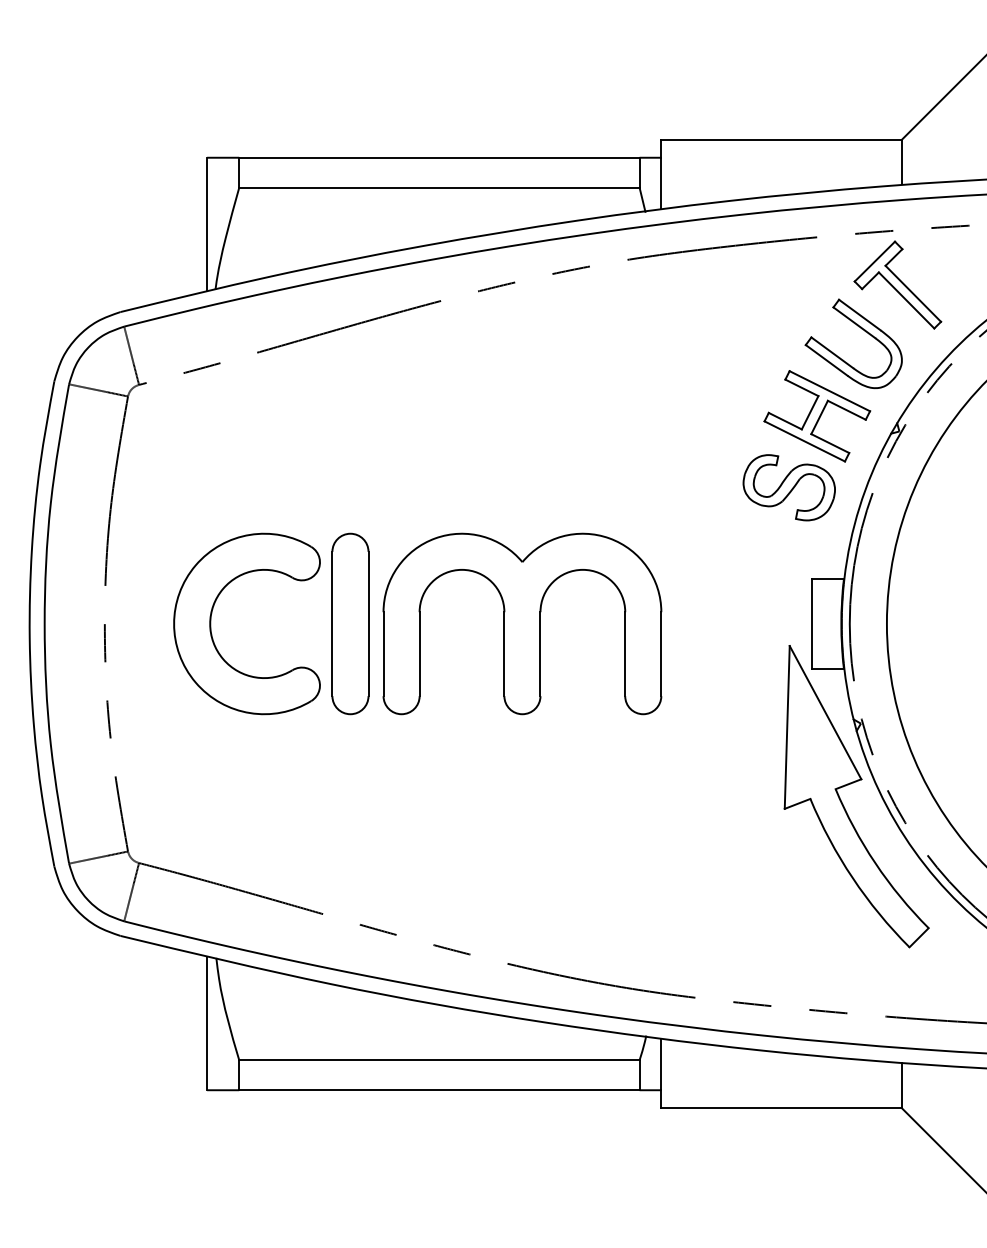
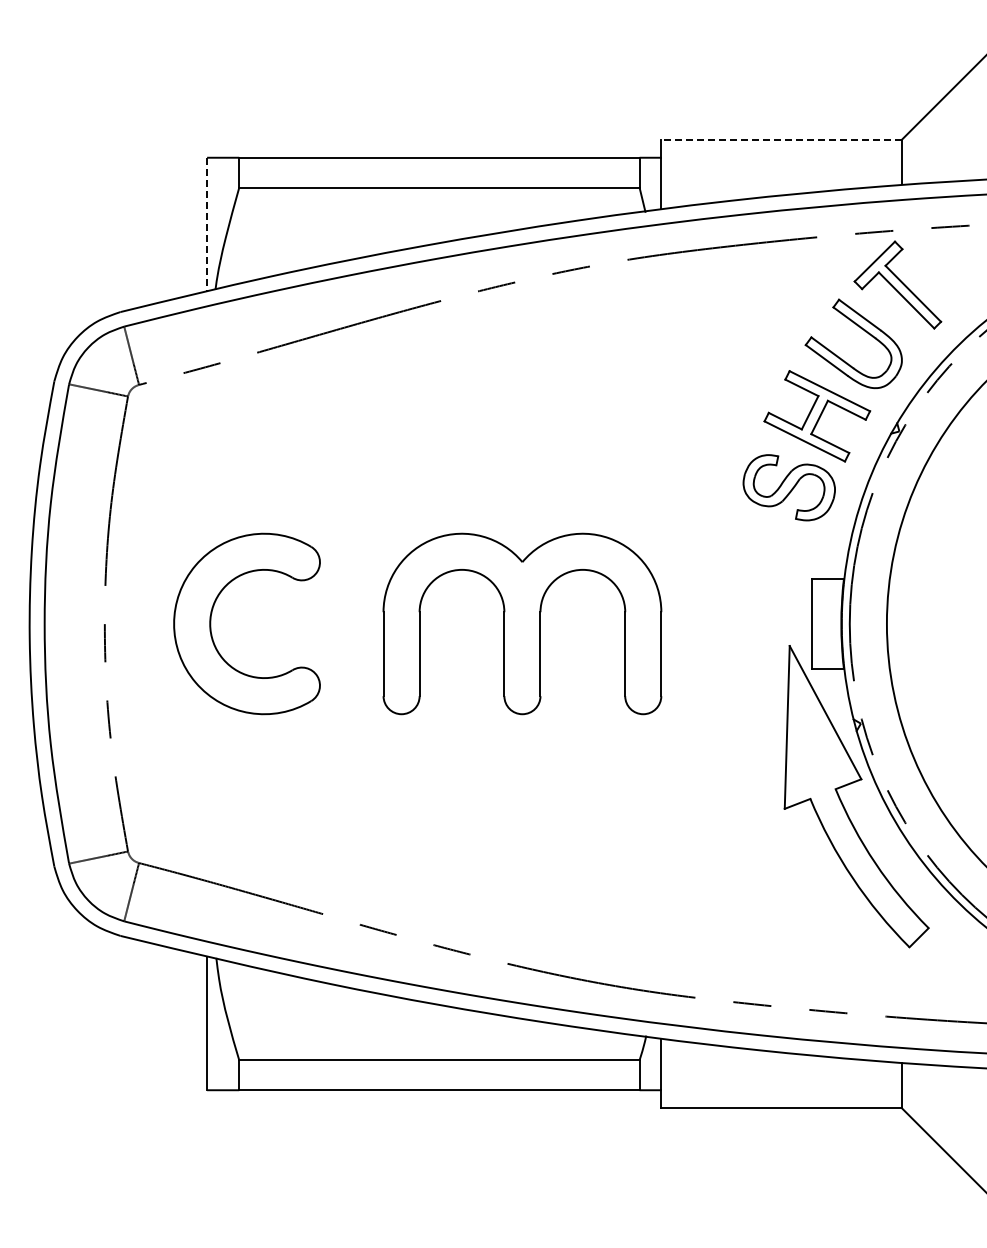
line: solid -> dashed (781, 139)
line: solid -> dashed (207, 224)
part: present -> none (350, 623)
